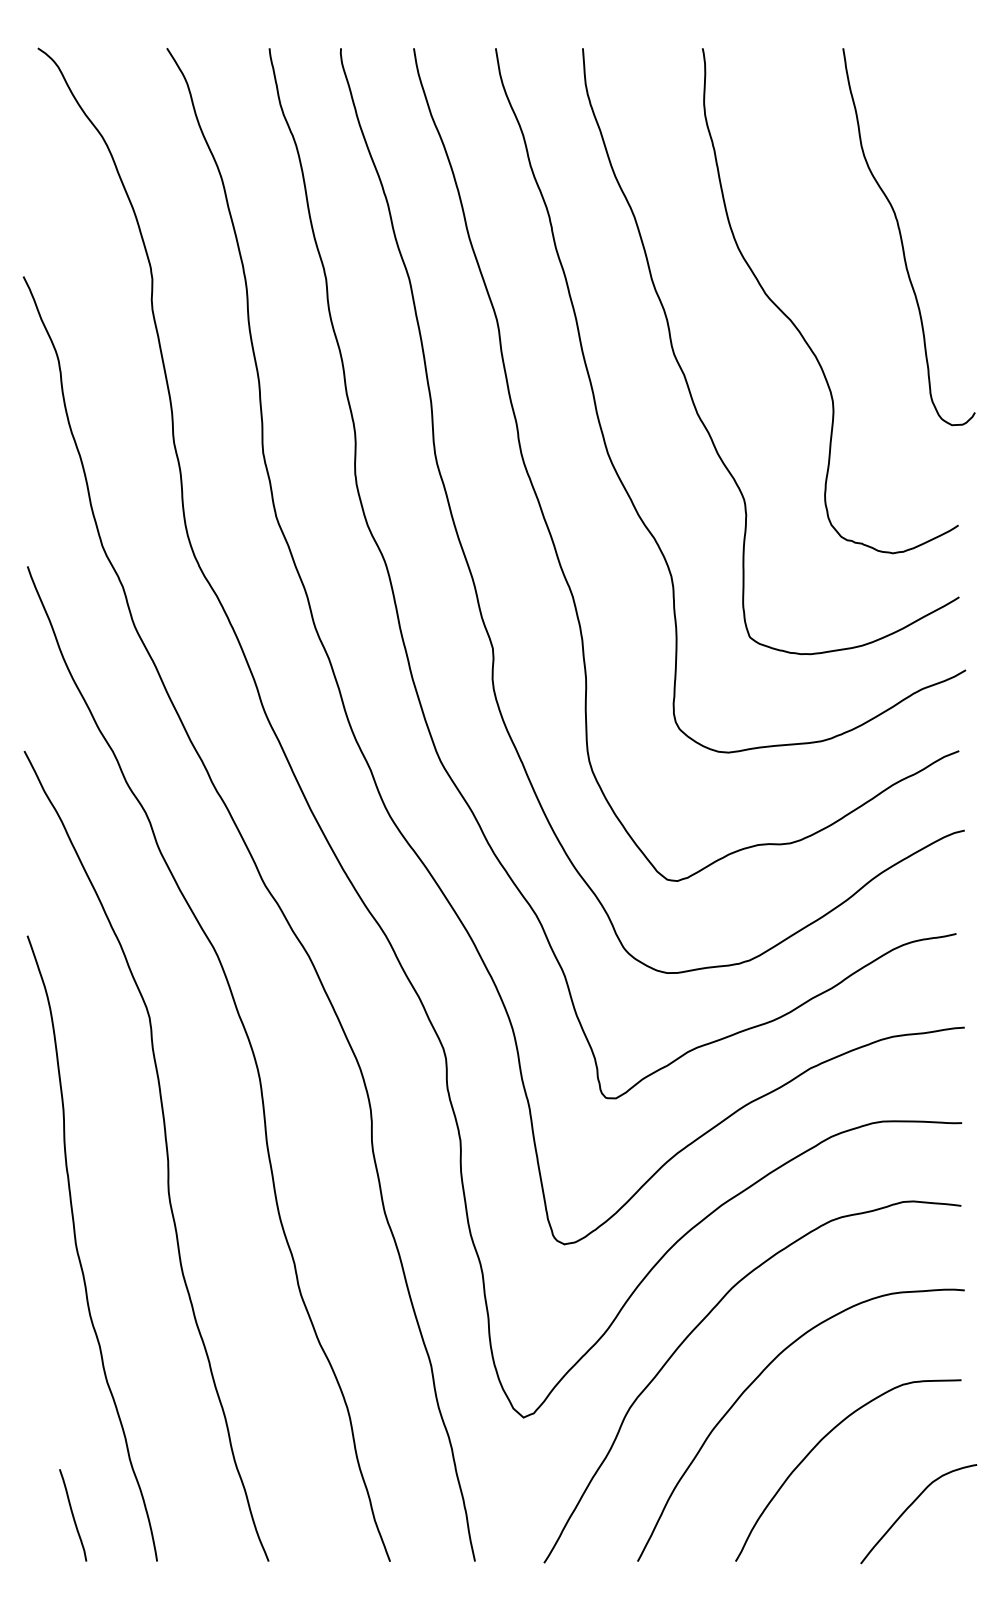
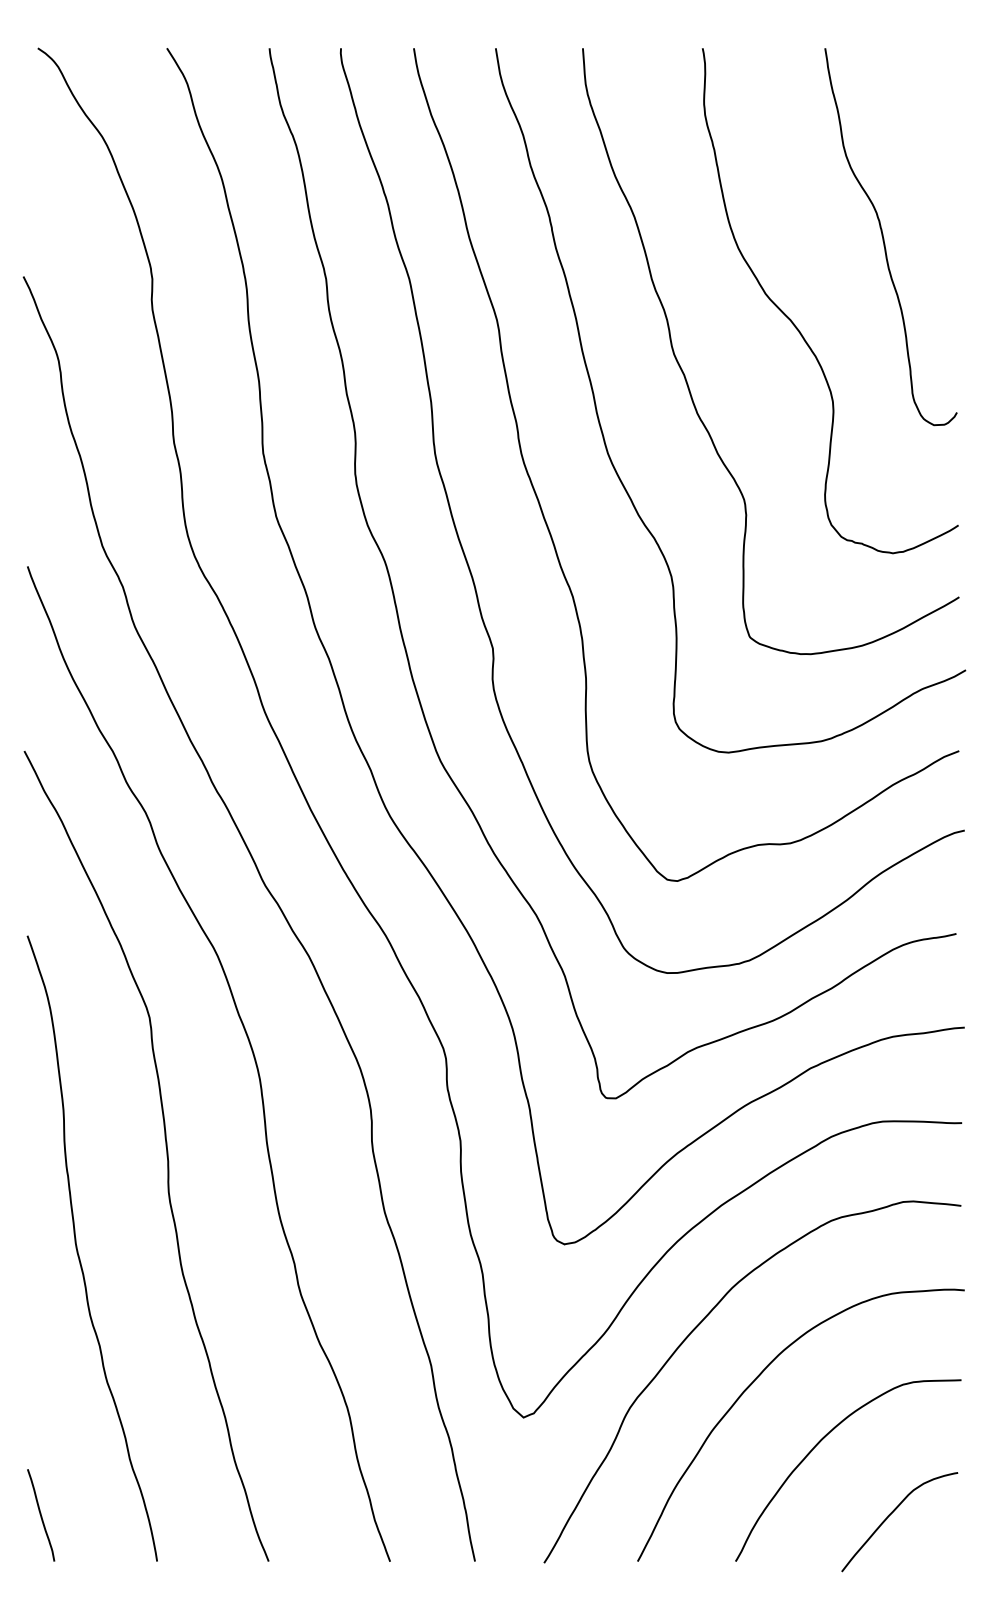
curve position: (902, 238) -> (884, 238) (884, 238)
curve position: (910, 1506) -> (891, 1514) (891, 1514)
curve position: (73, 1515) -> (41, 1515) (41, 1515)
